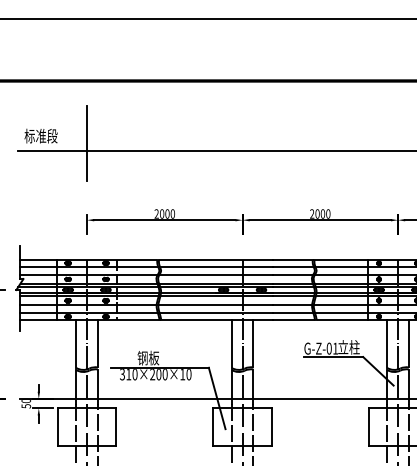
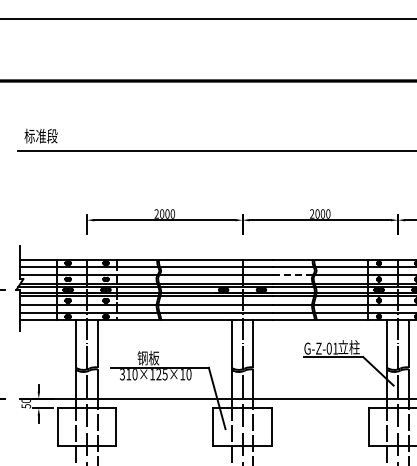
line: present -> none (87, 143)
line: solid -> dashed (293, 275)
text: 310×200×10 -> 310×125×10 (158, 374)
